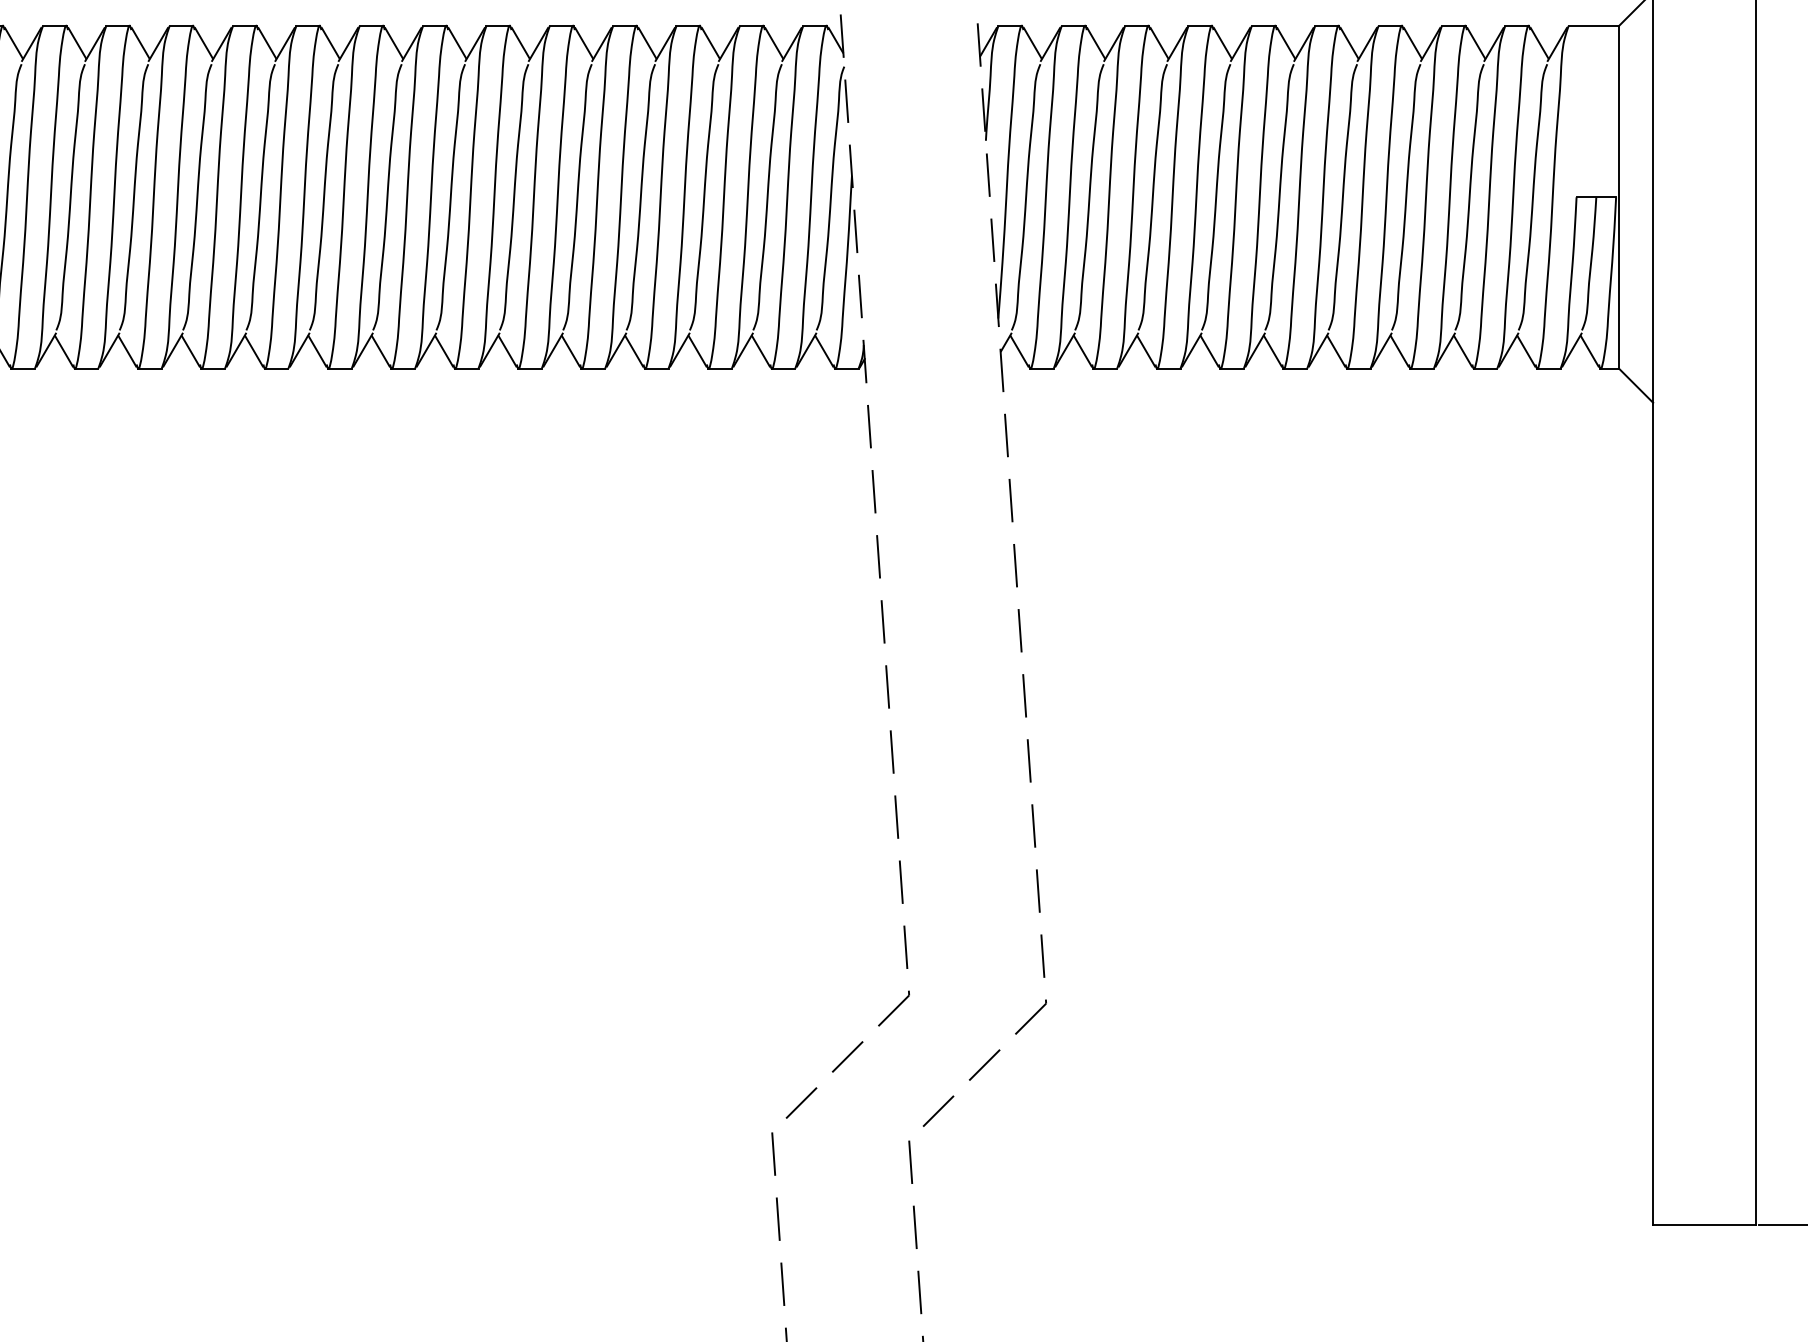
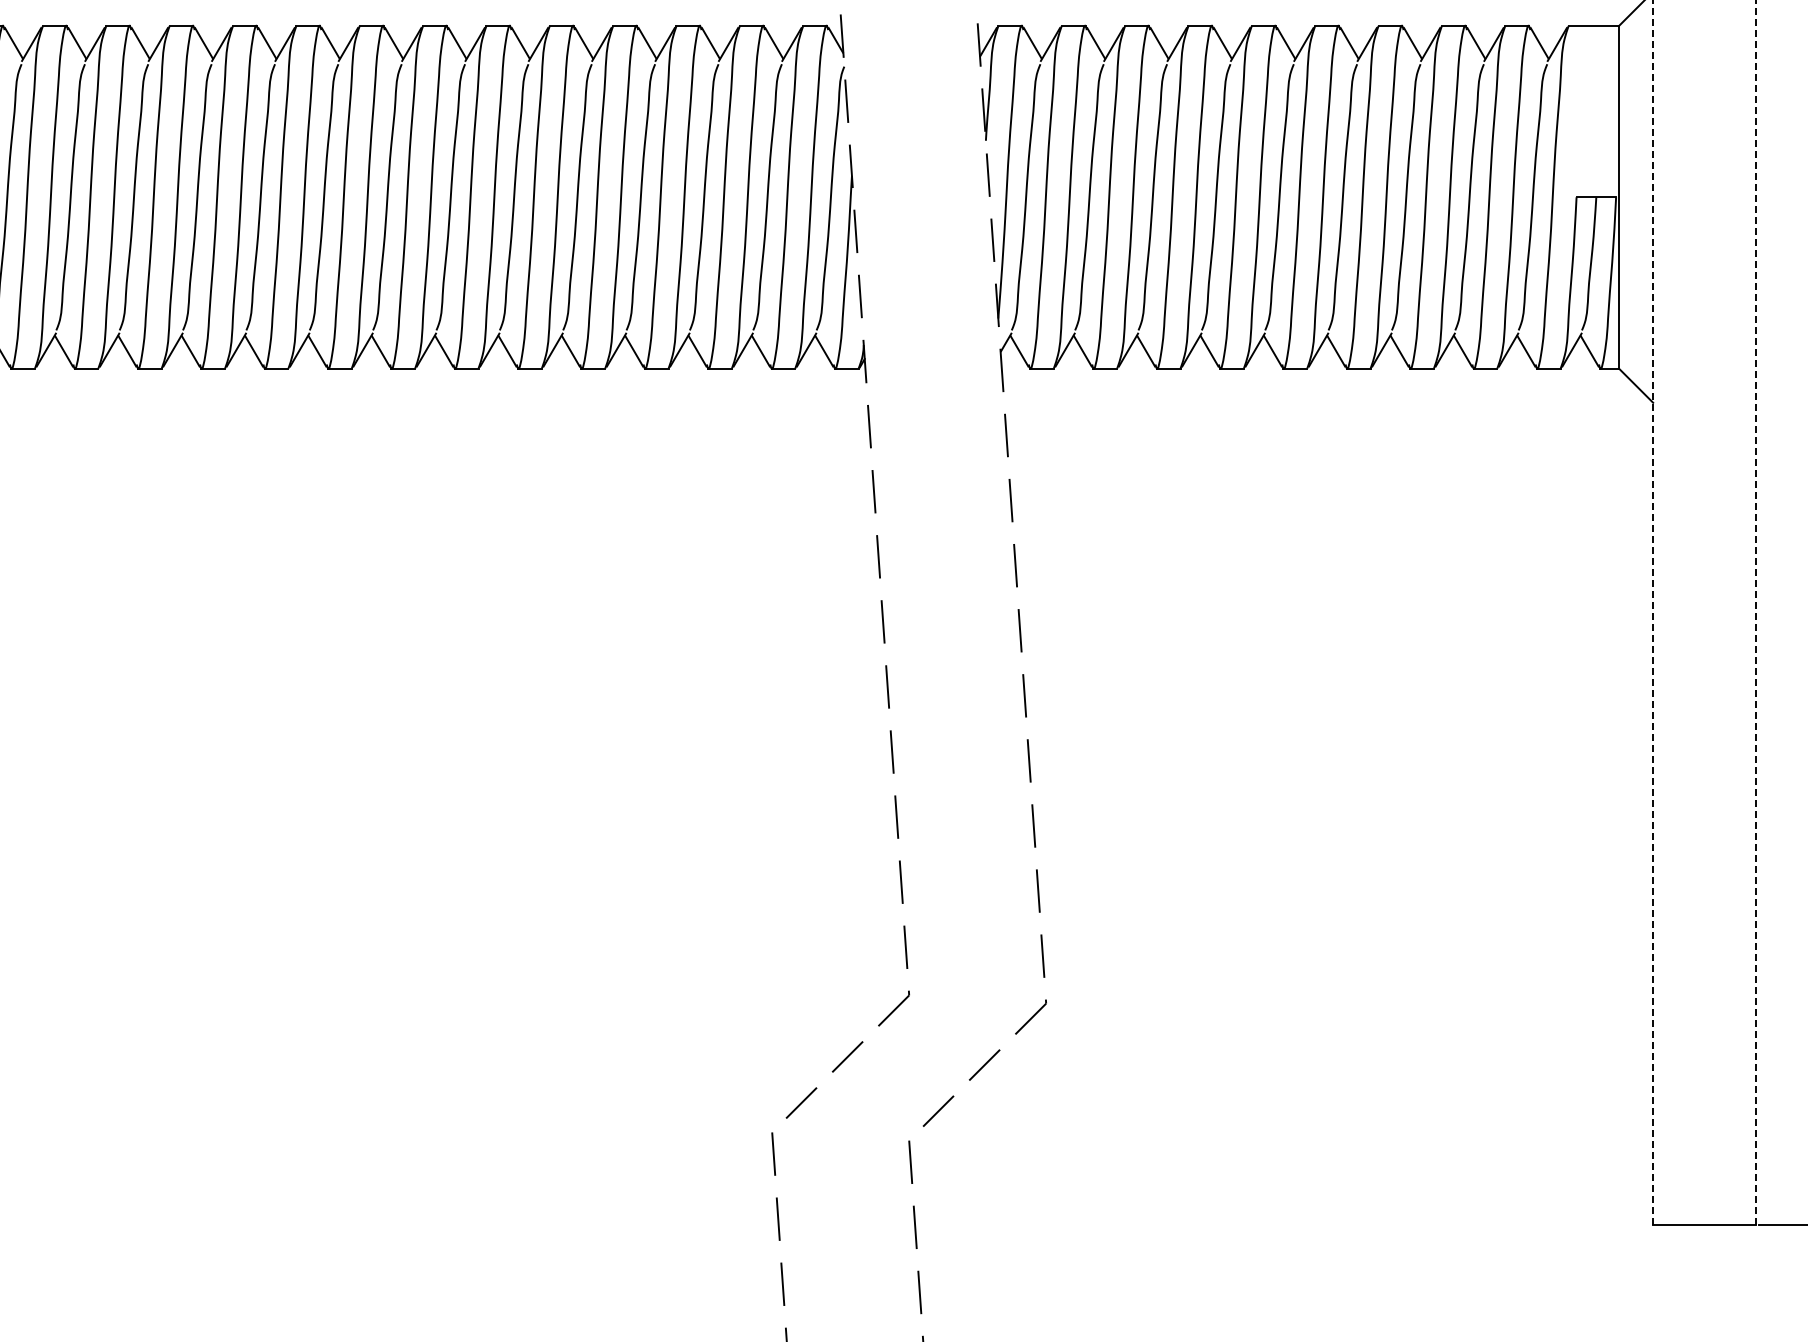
line: solid -> dashed (1653, 612)
line: solid -> dashed (1755, 612)
